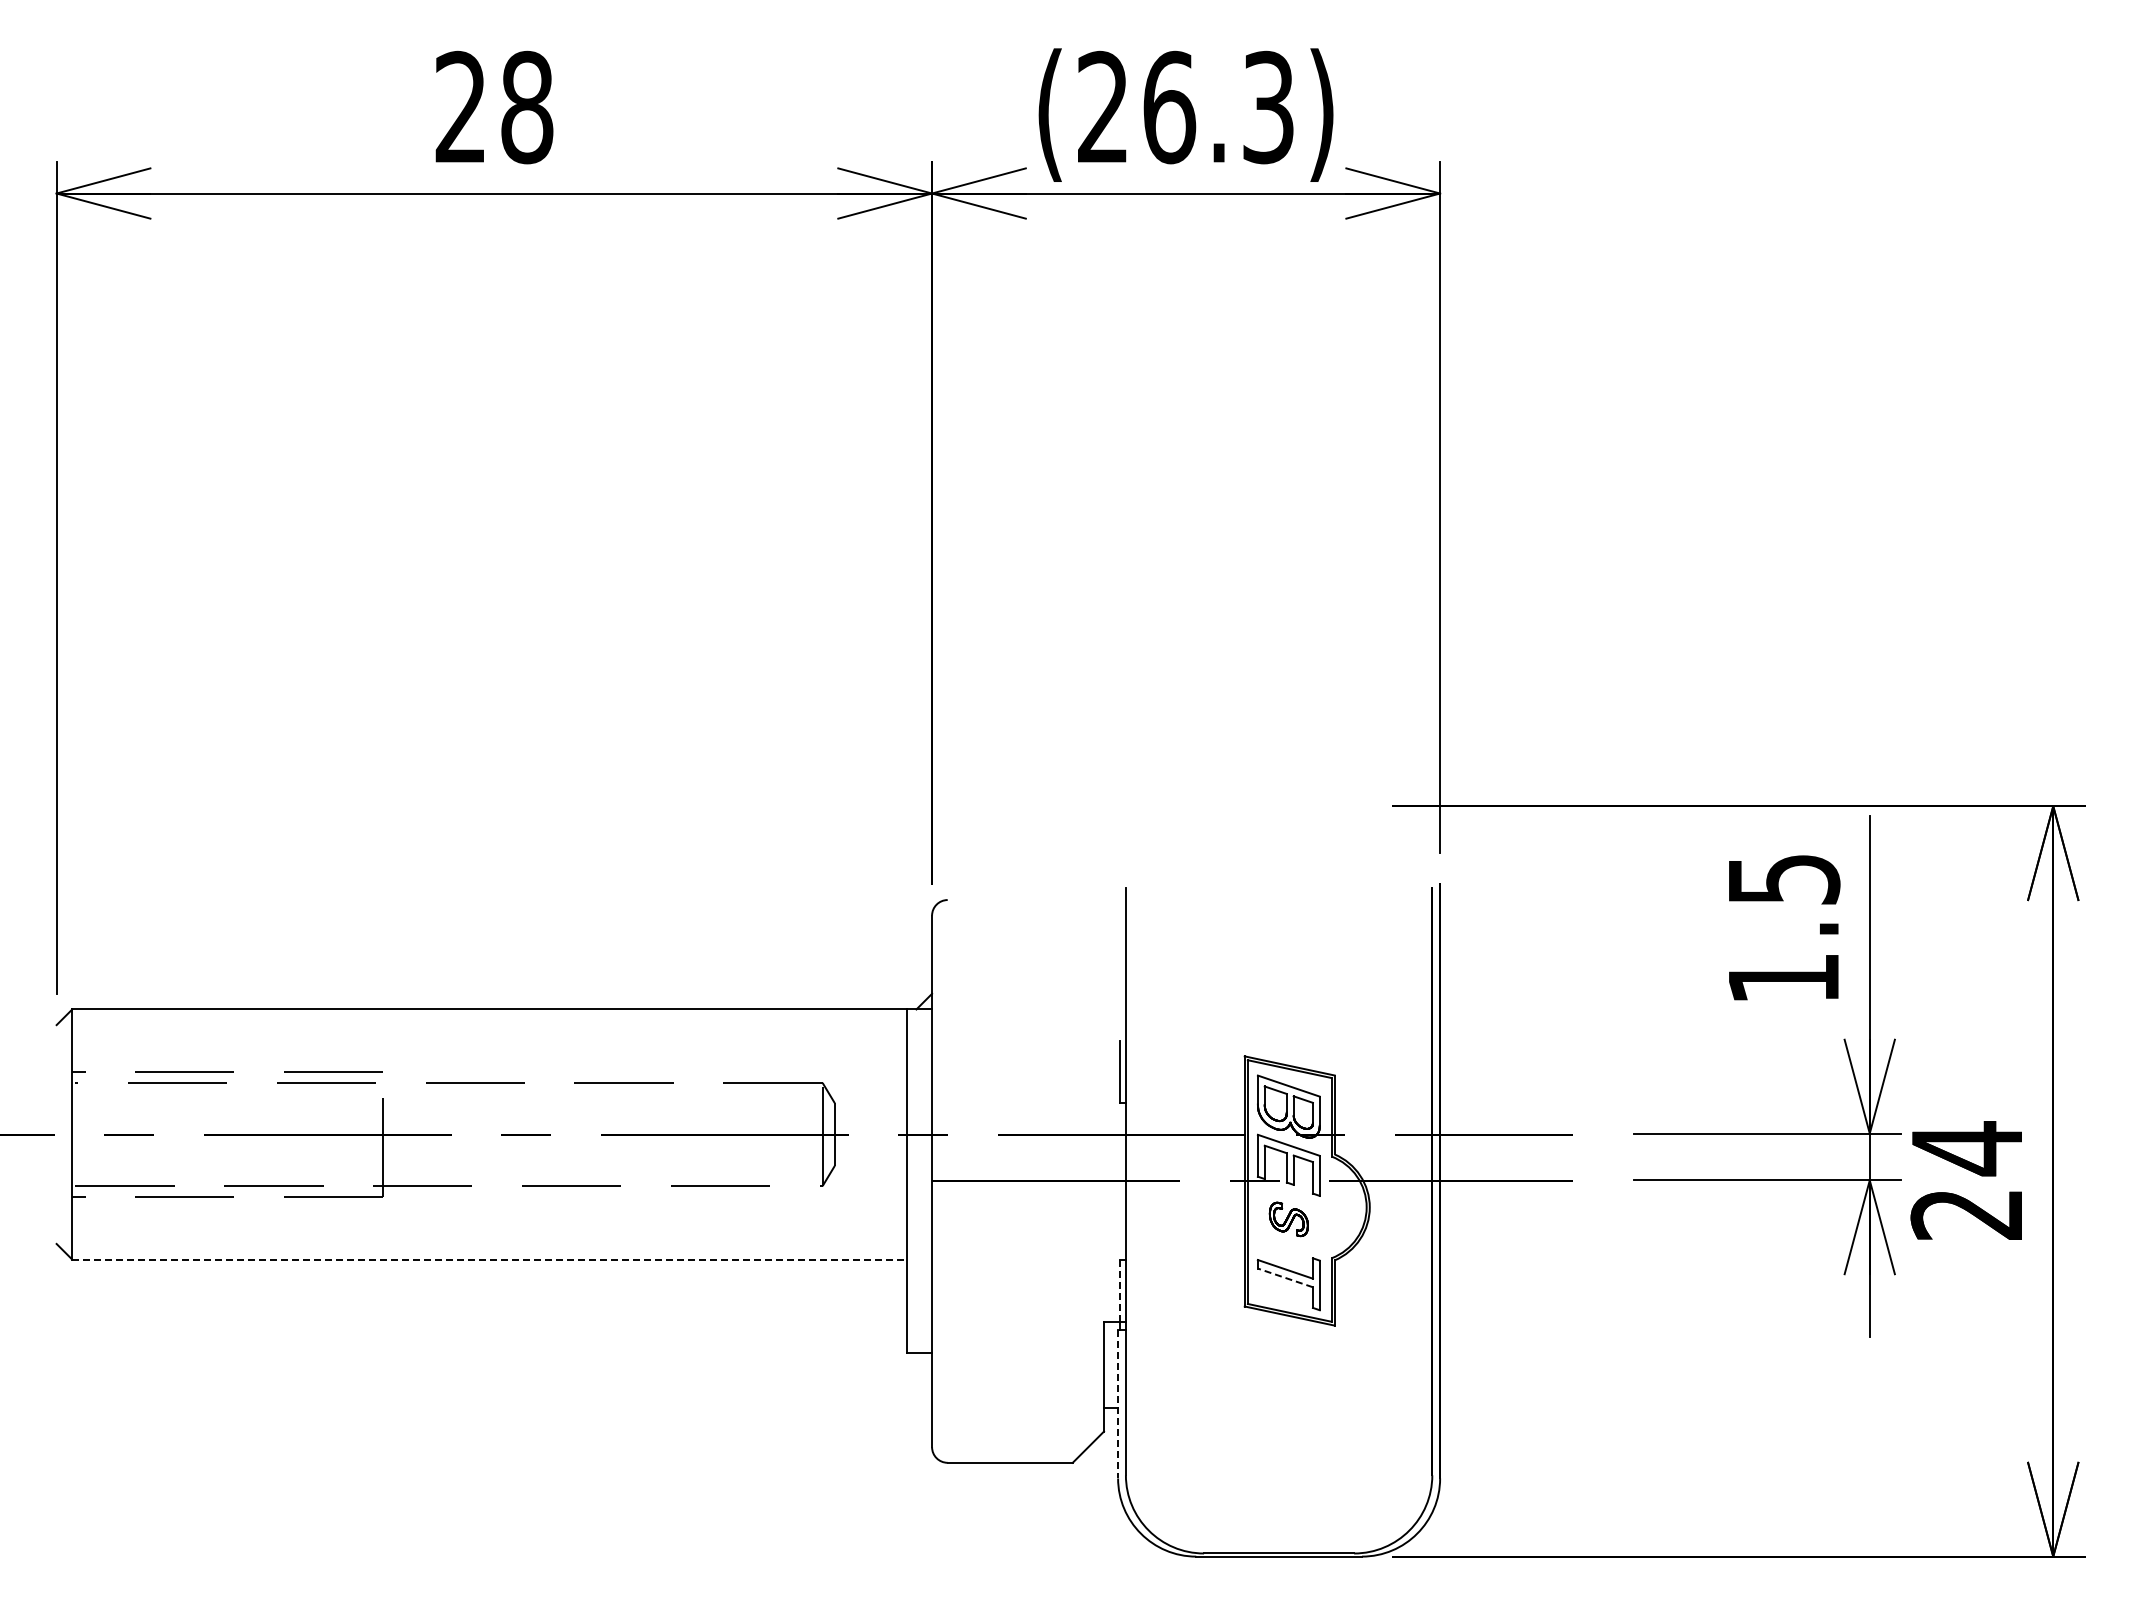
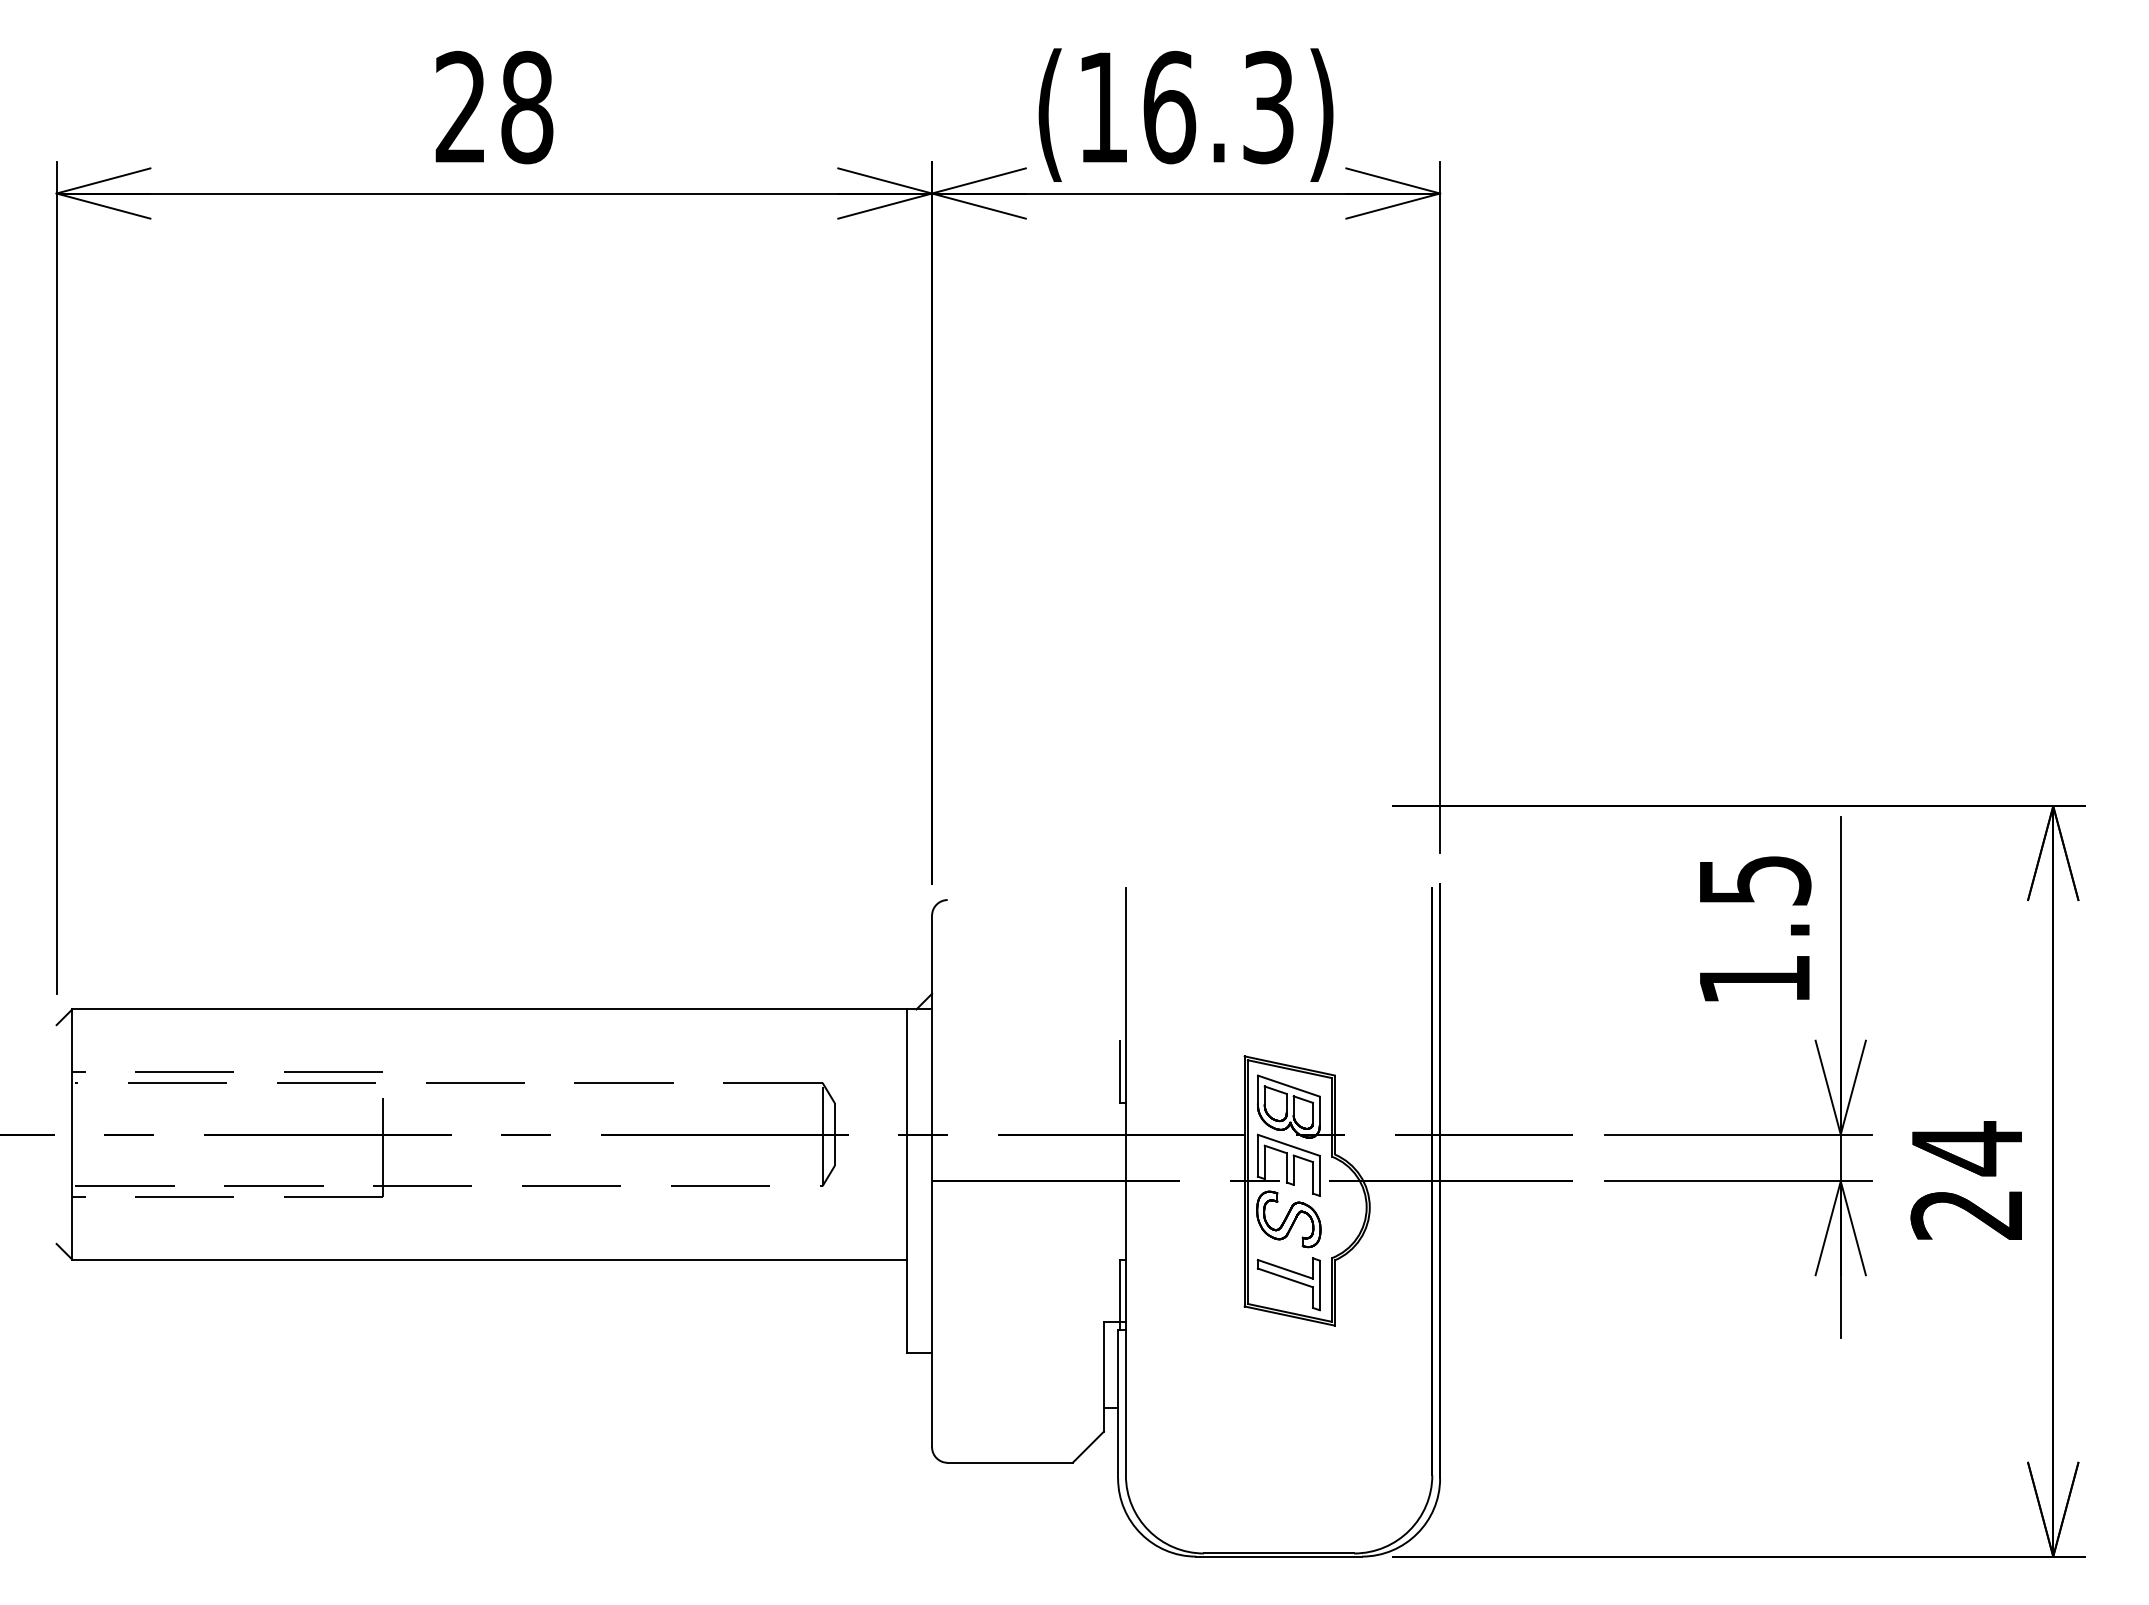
text: (26.3) -> (16.3) (1102, 106)
part position: (1767, 1133) -> (1738, 1134) (1738, 1134)
part size: 41x37 px -> 66x59 px (1288, 1219)
line: dashed -> solid (490, 1259)
line: dashed -> solid (1284, 1277)
line: dashed -> solid (1119, 1290)
line: dashed -> solid (1118, 1404)
